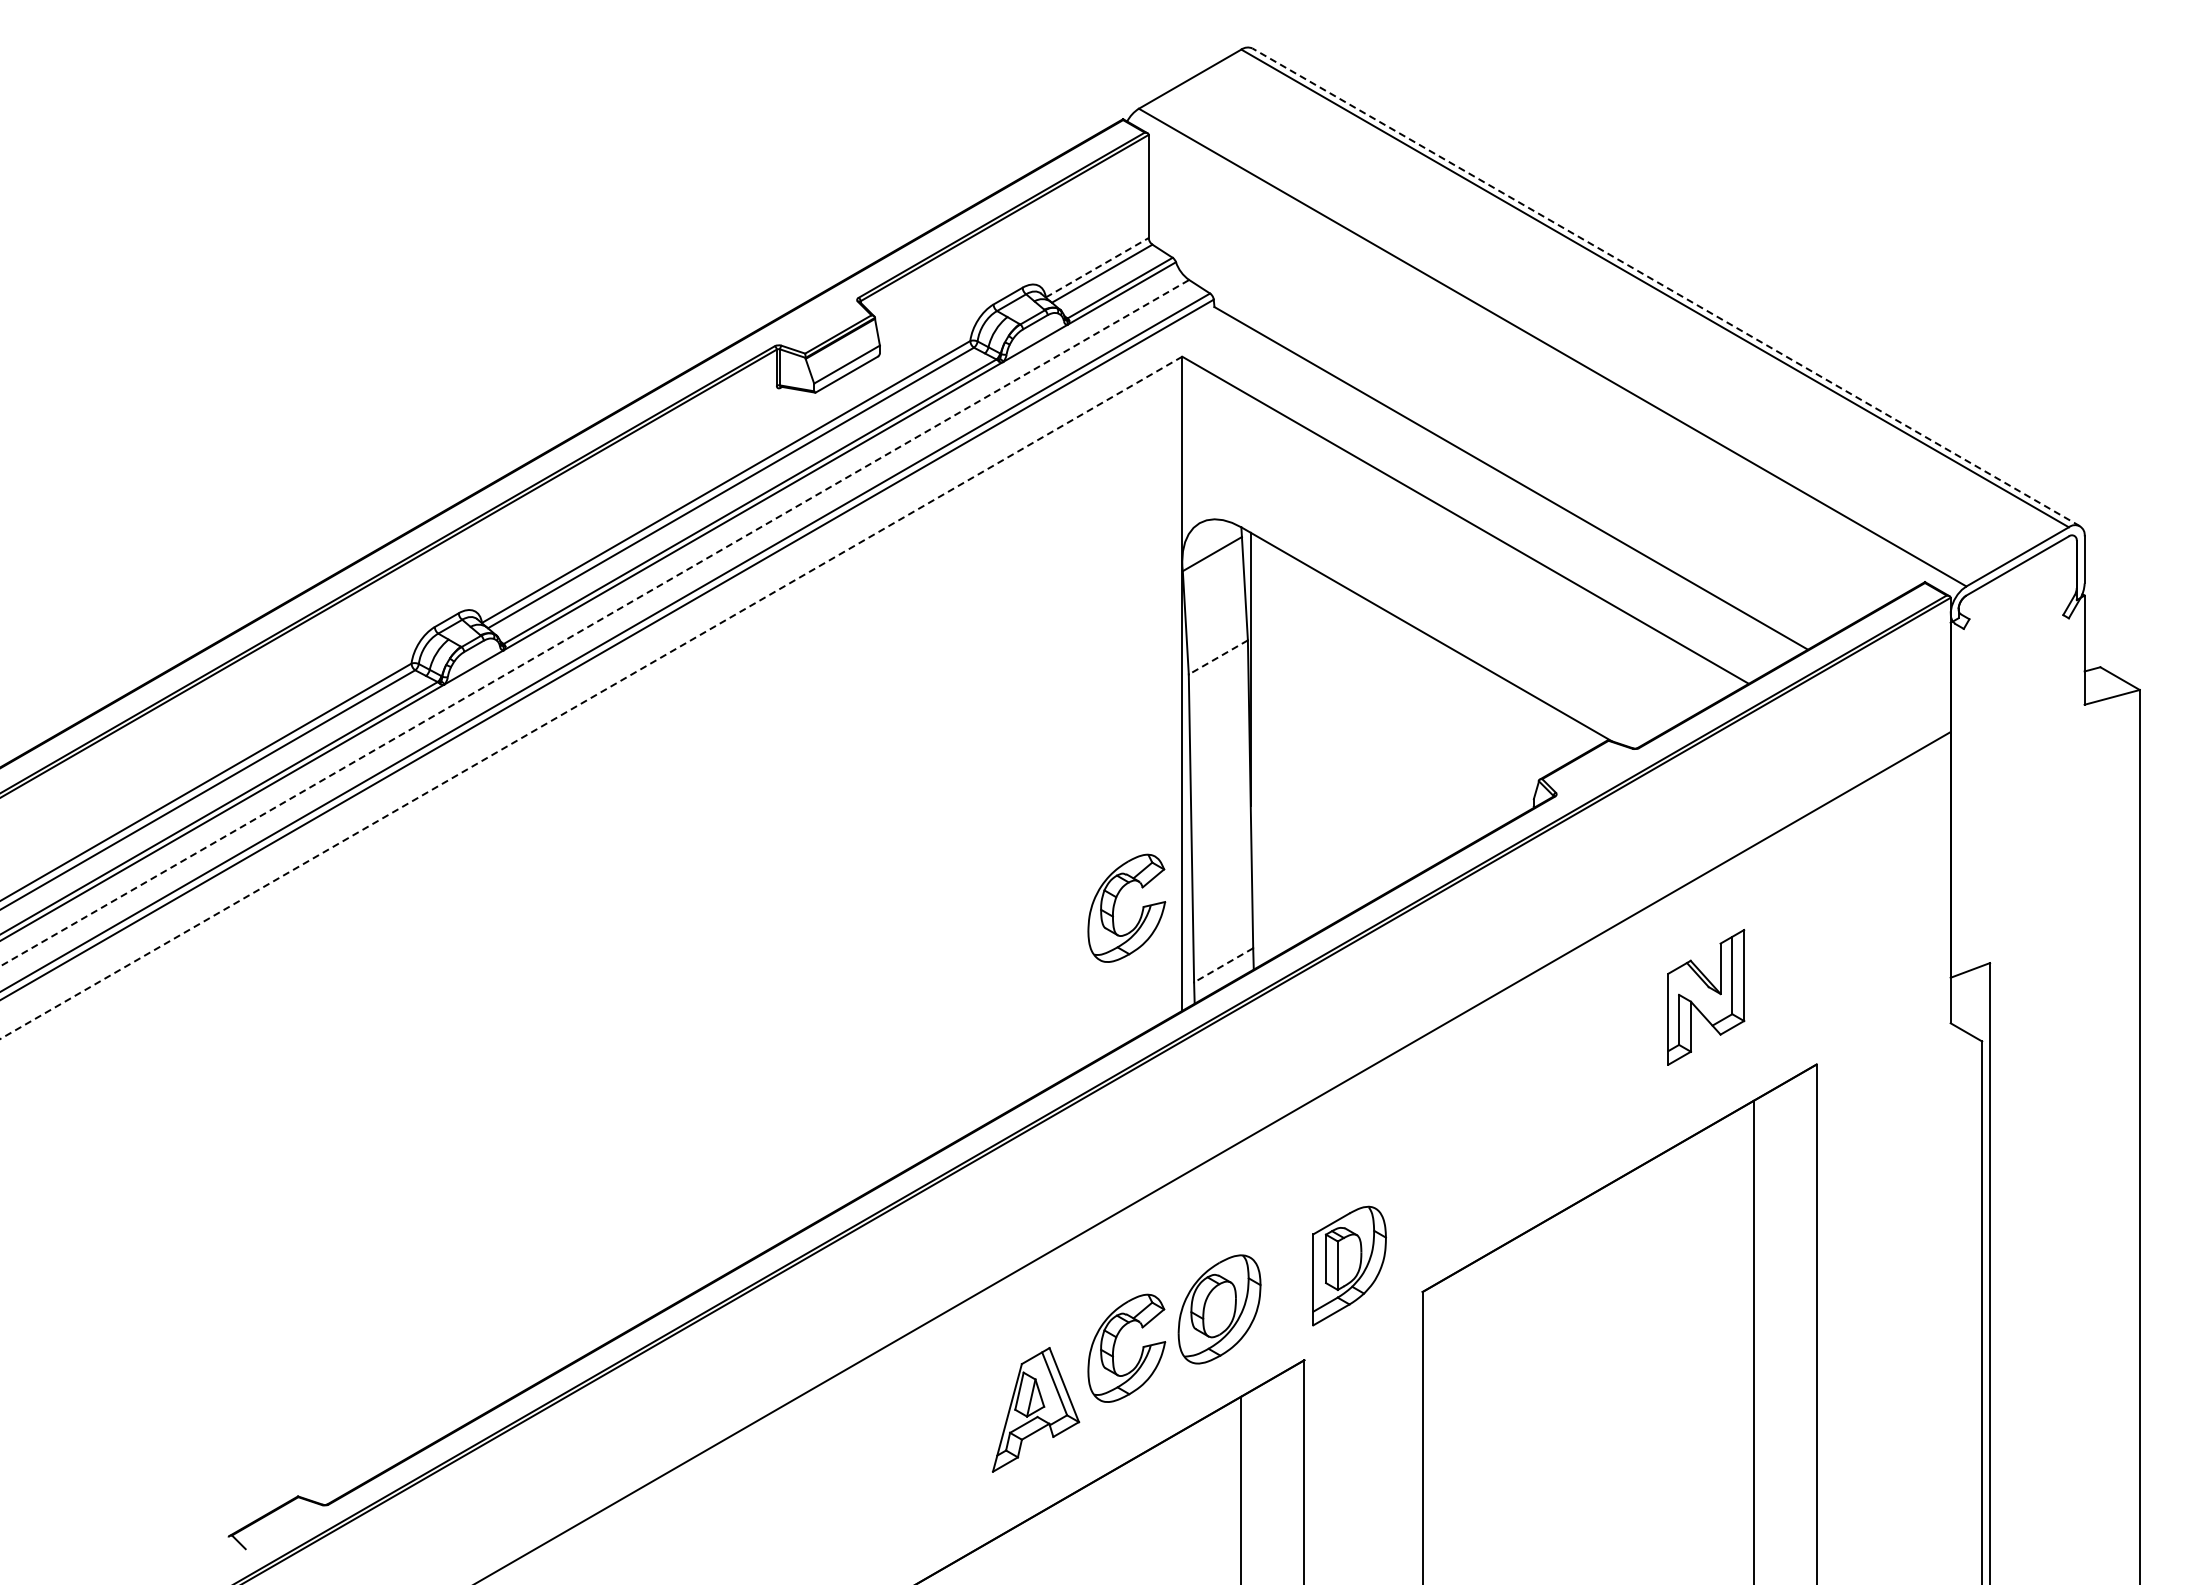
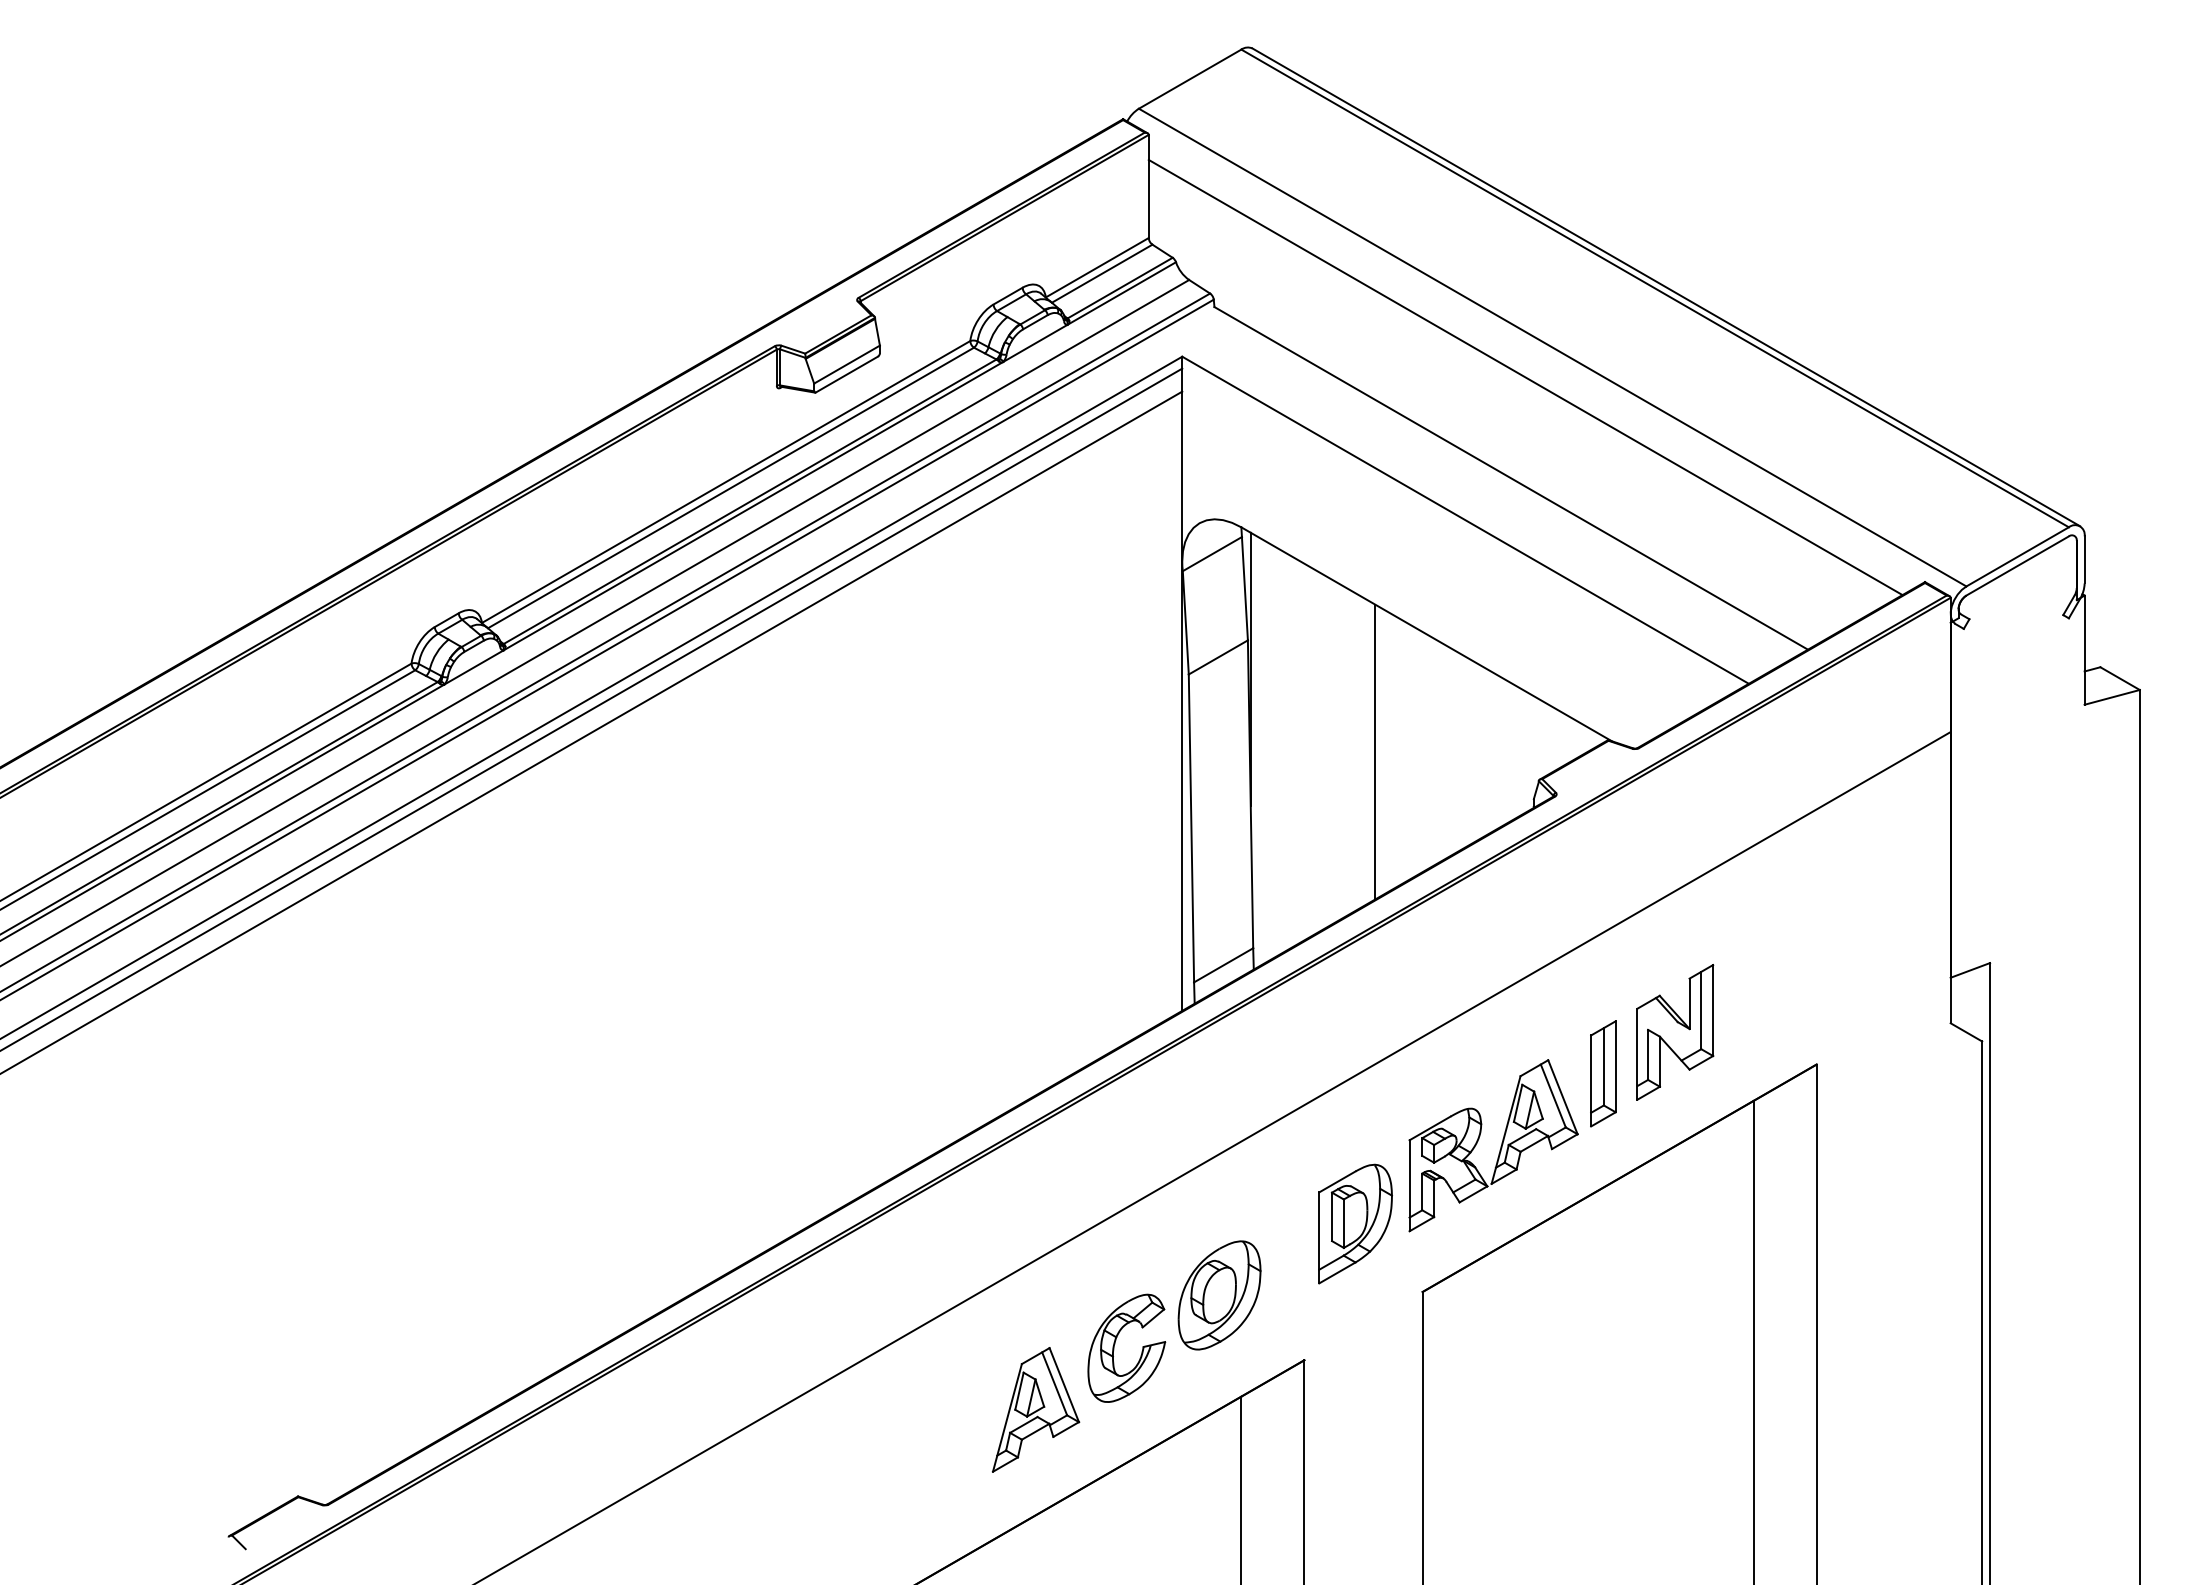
line: dashed -> solid (1097, 267)
line: dashed -> solid (1666, 287)
line: none -> present (1525, 377)
line: dashed -> solid (595, 622)
line: dashed -> solid (1217, 657)
line: dashed -> solid (591, 697)
line: none -> present (592, 708)
line: none -> present (592, 731)
line: none -> present (1375, 751)
part: present -> none (1115, 904)
line: dashed -> solid (1223, 965)
part position: (1706, 997) -> (1675, 1032) (1675, 1032)
part: none -> present (1603, 1073)
part: none -> present (1500, 1146)
part position: (1349, 1265) -> (1355, 1223) (1355, 1223)
part position: (1219, 1309) -> (1219, 1295) (1219, 1295)
